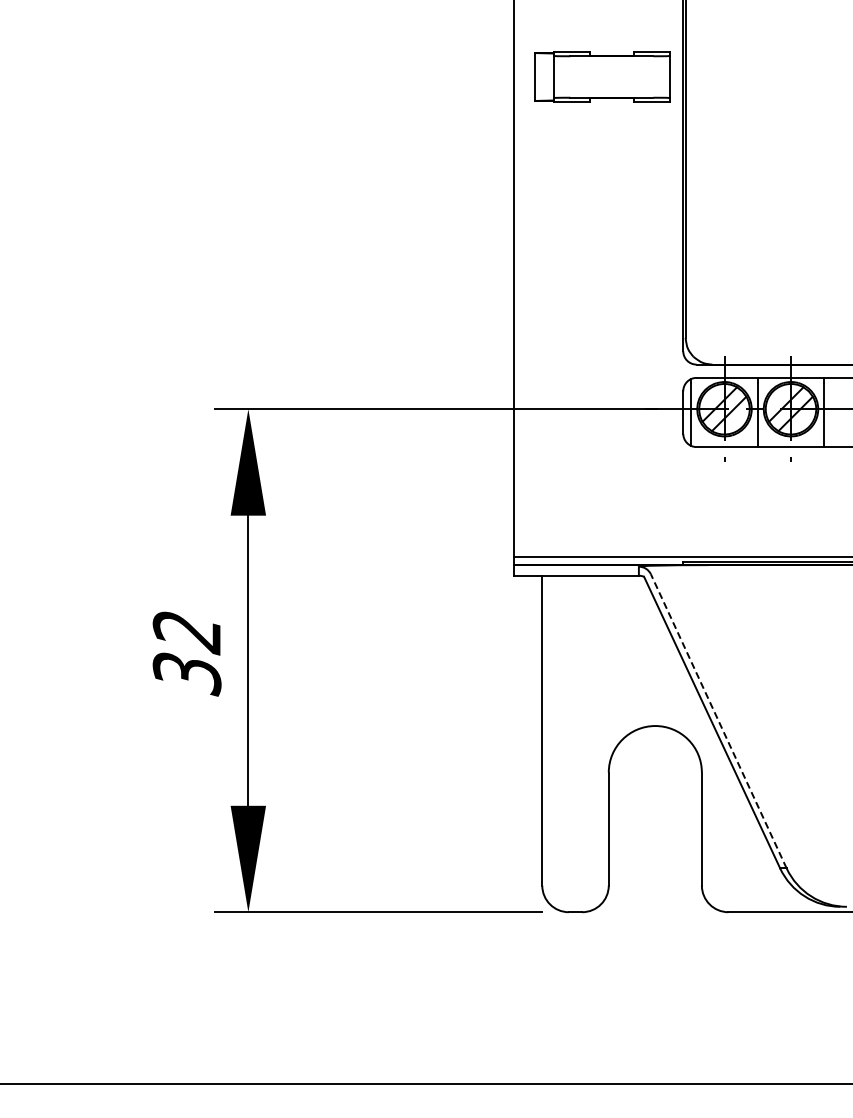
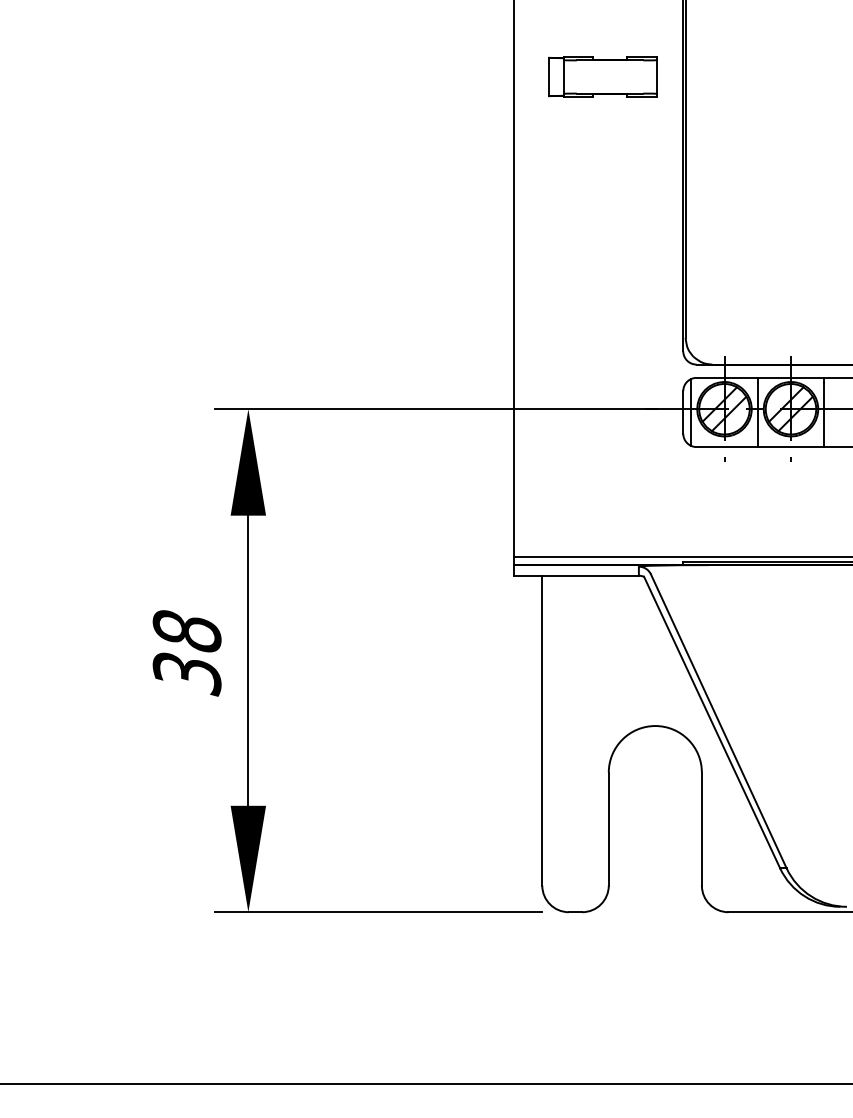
part size: 137x52 px -> 110x42 px (602, 76)
text: 32 -> 38 (186, 632)
line: dashed -> solid (718, 721)
